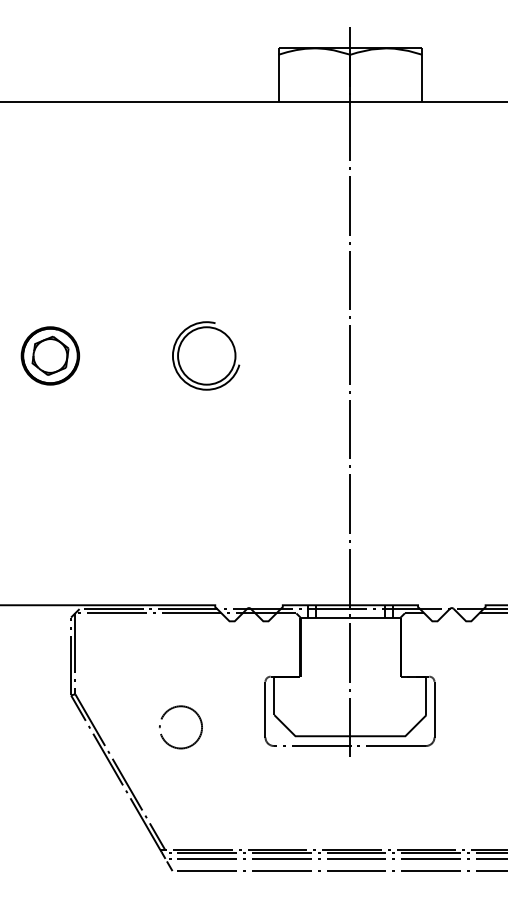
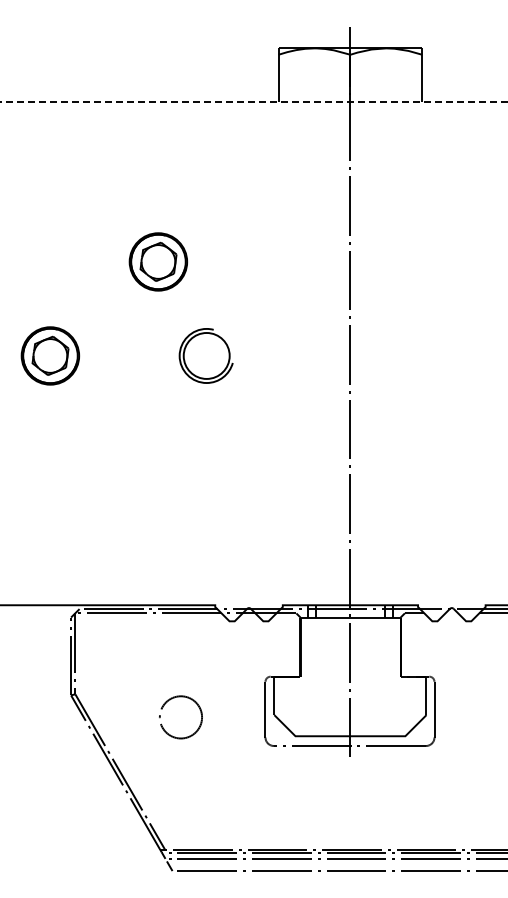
line: solid -> dashed (253, 102)
part: none -> present (157, 261)
part size: 69x70 px -> 56x56 px (205, 355)
part position: (162, 734) -> (162, 724) (162, 724)
